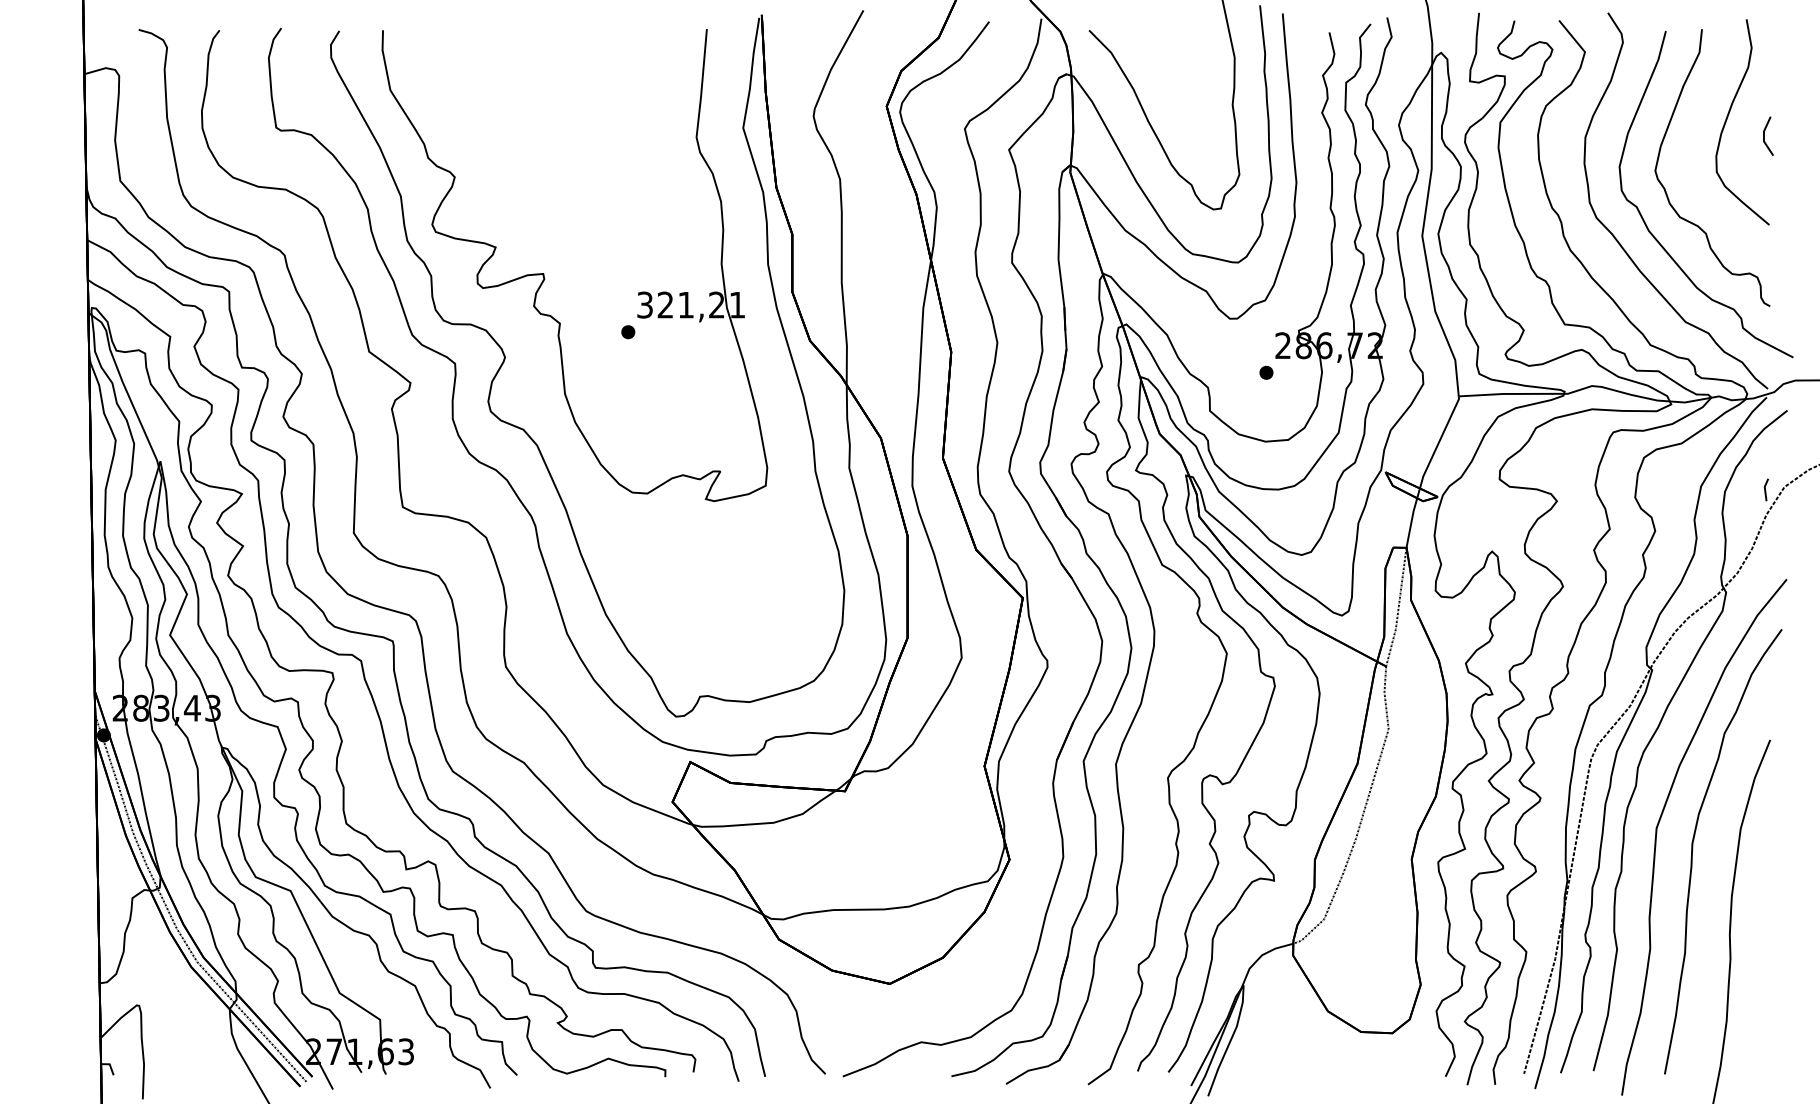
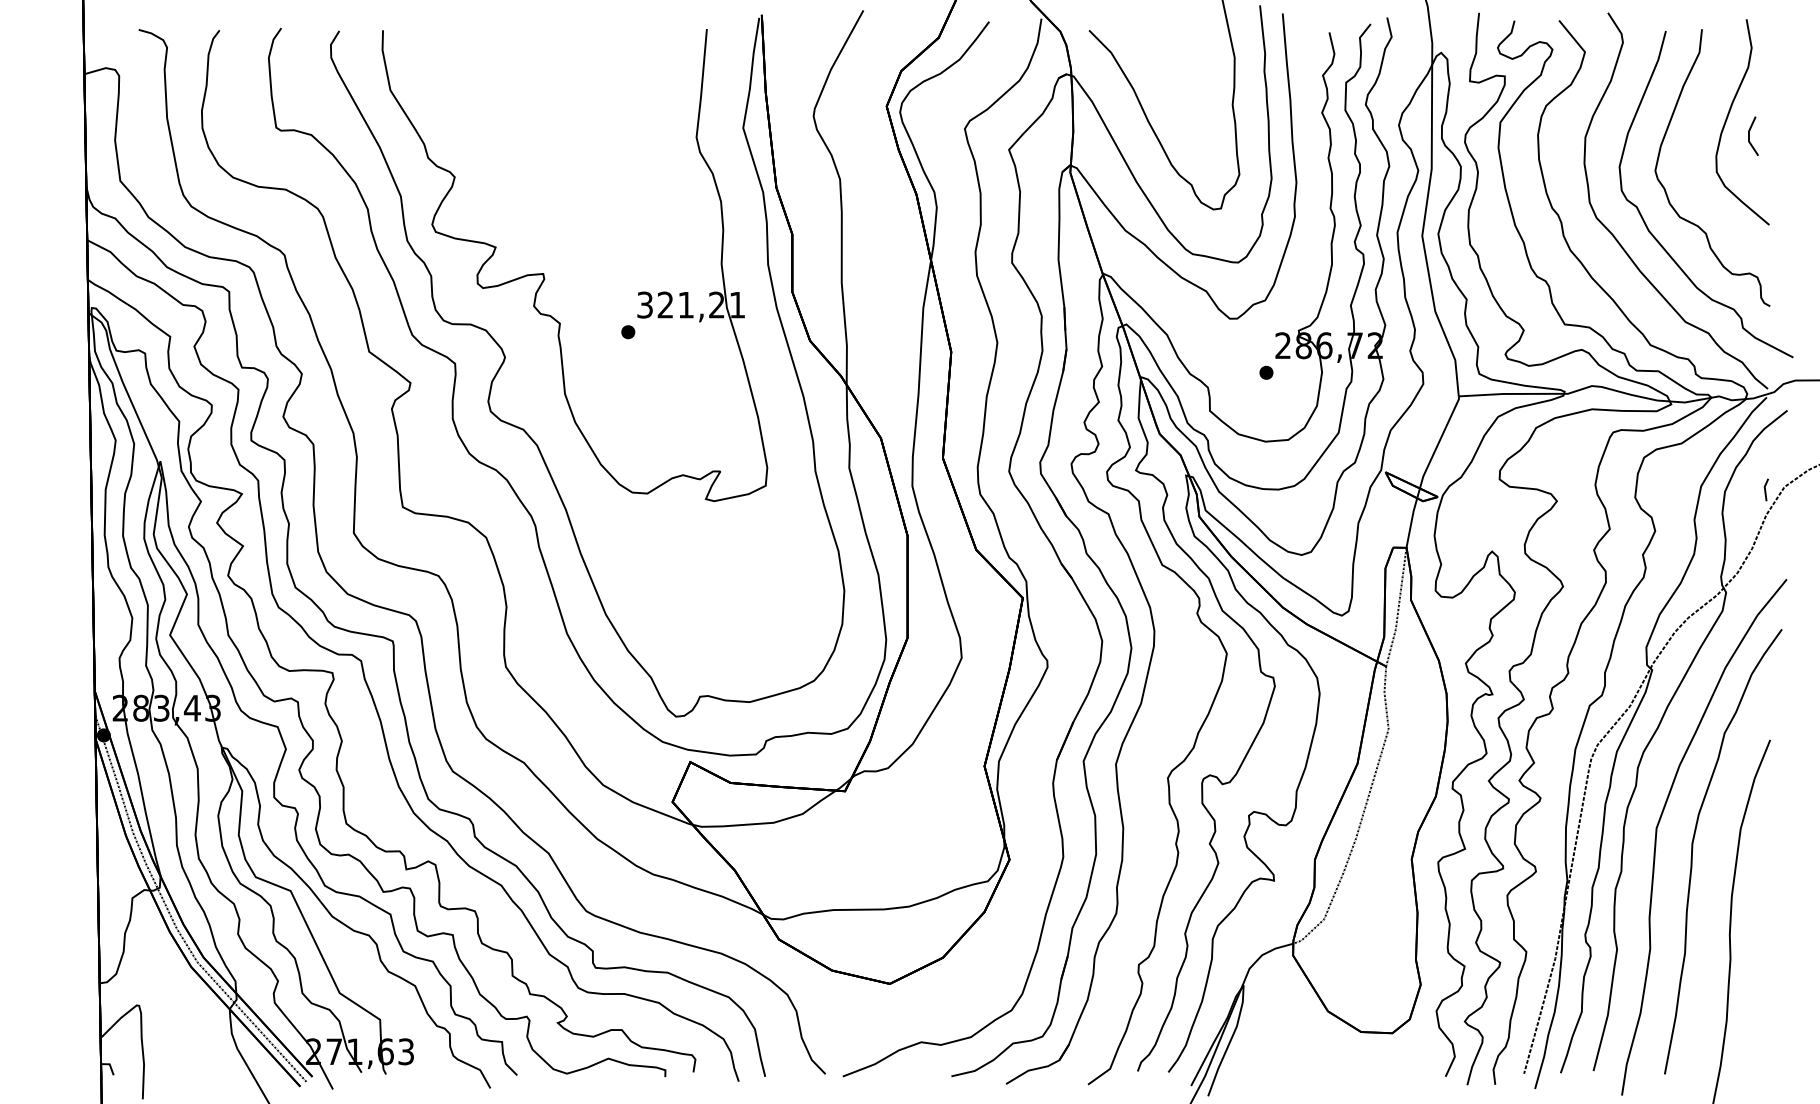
part position: (1768, 135) -> (1753, 135) (1753, 135)
